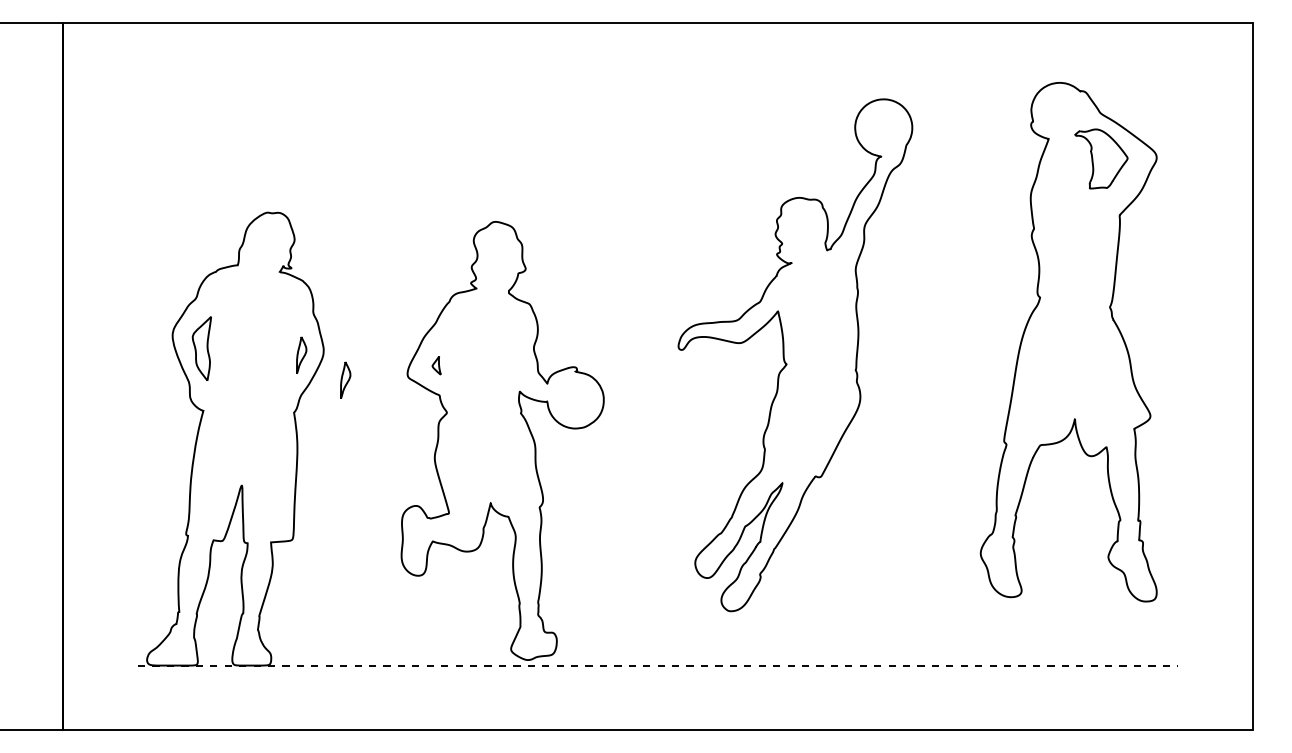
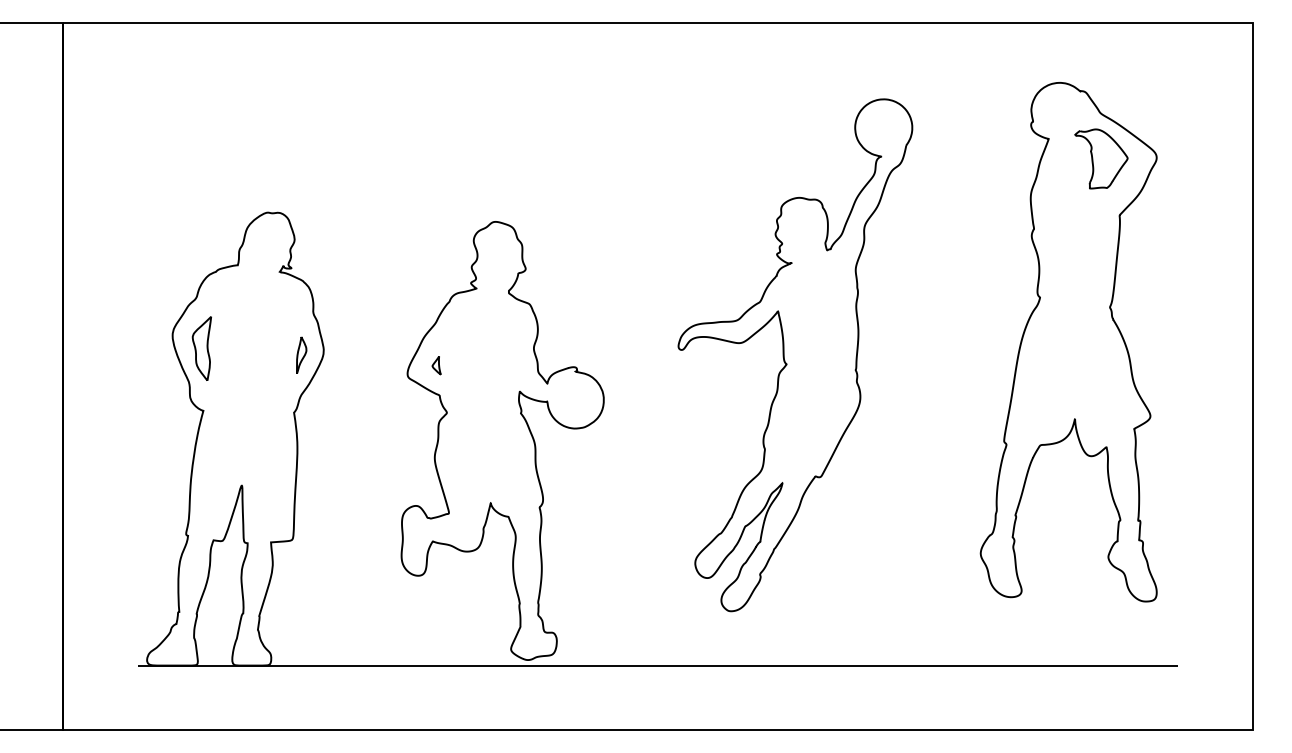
part: present -> none (345, 379)
line: dashed -> solid (657, 665)
